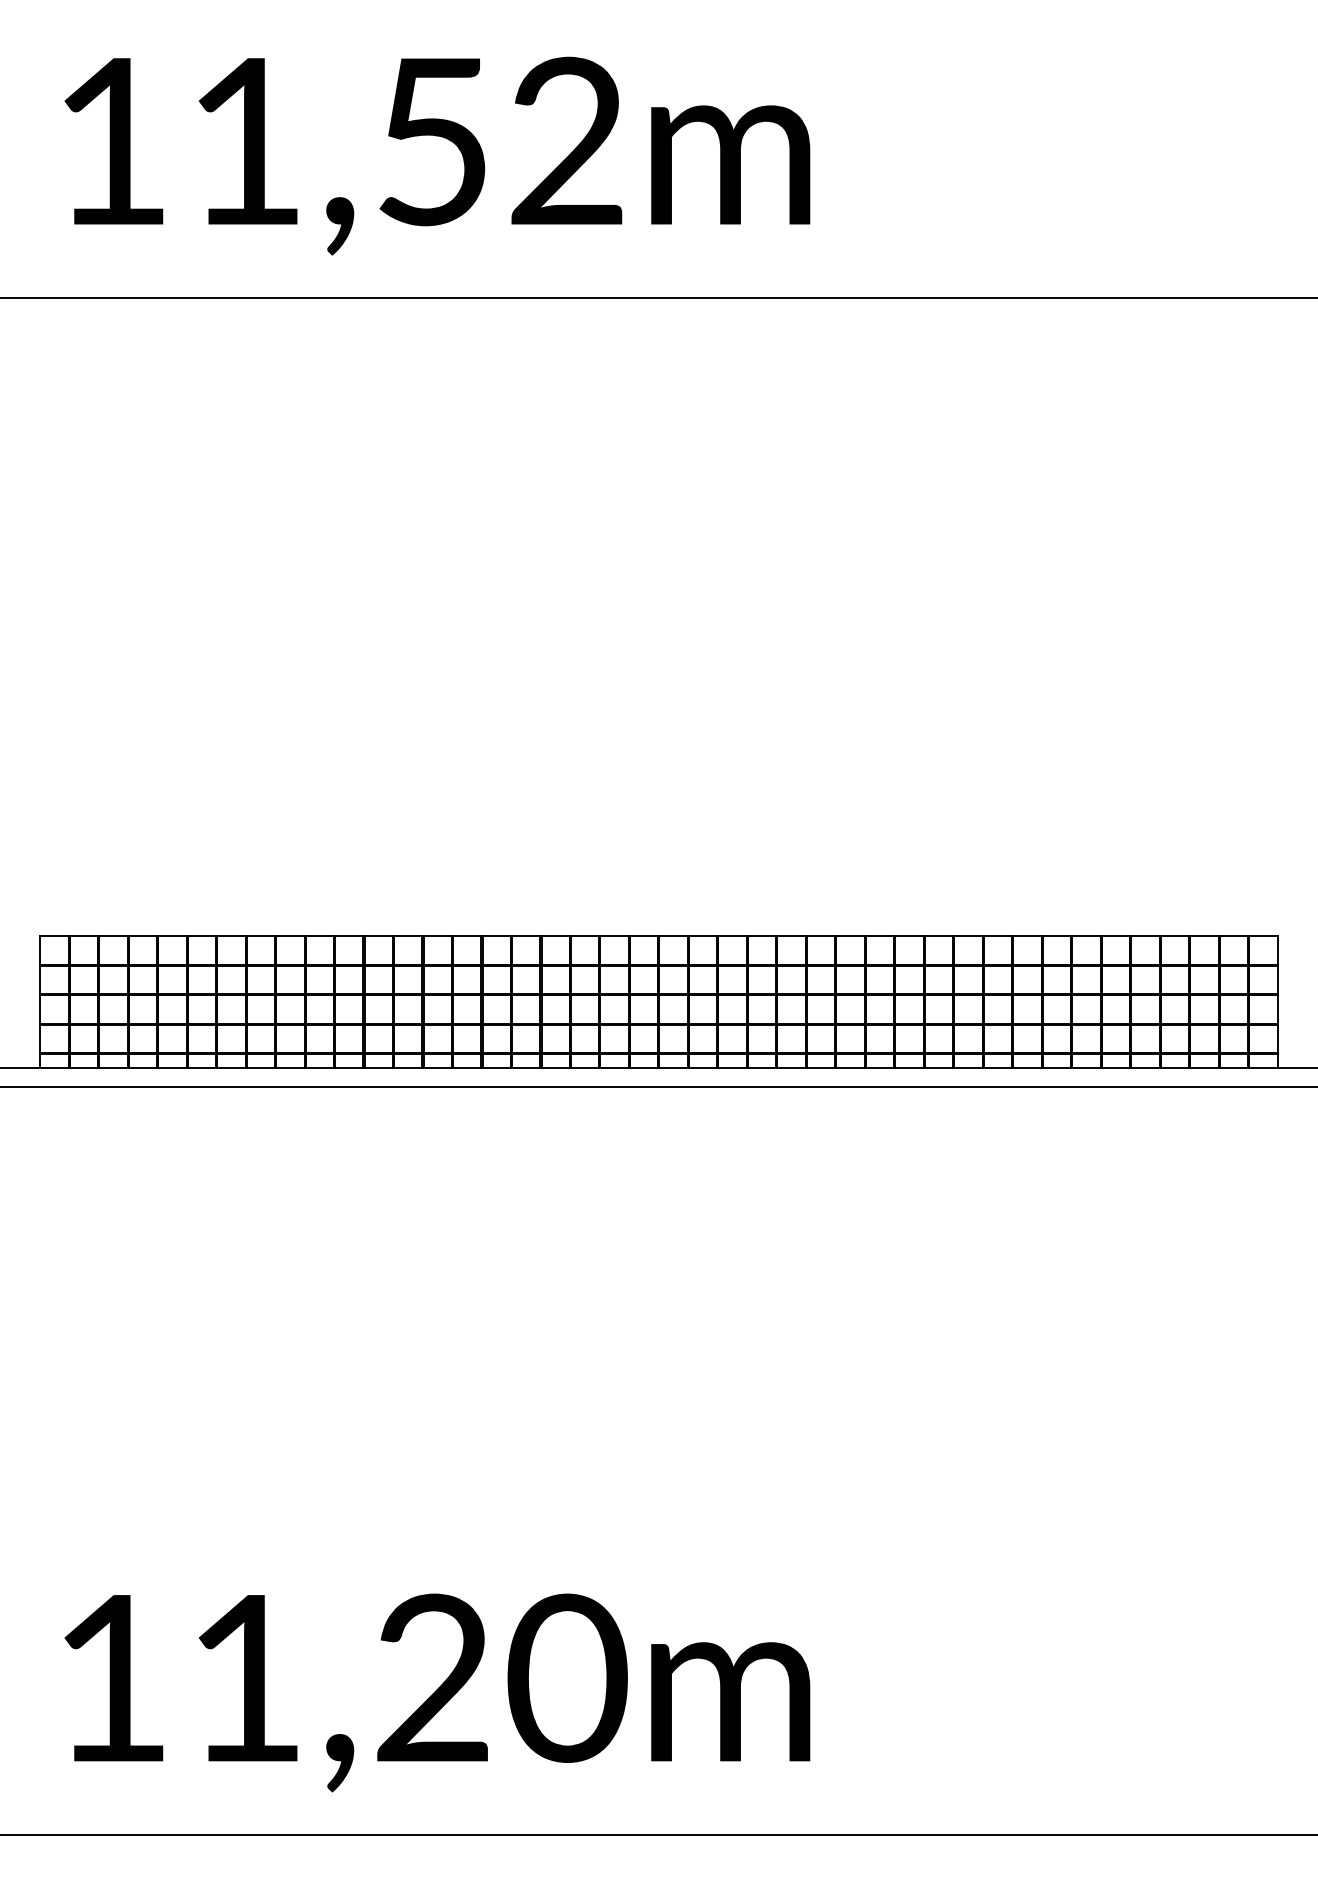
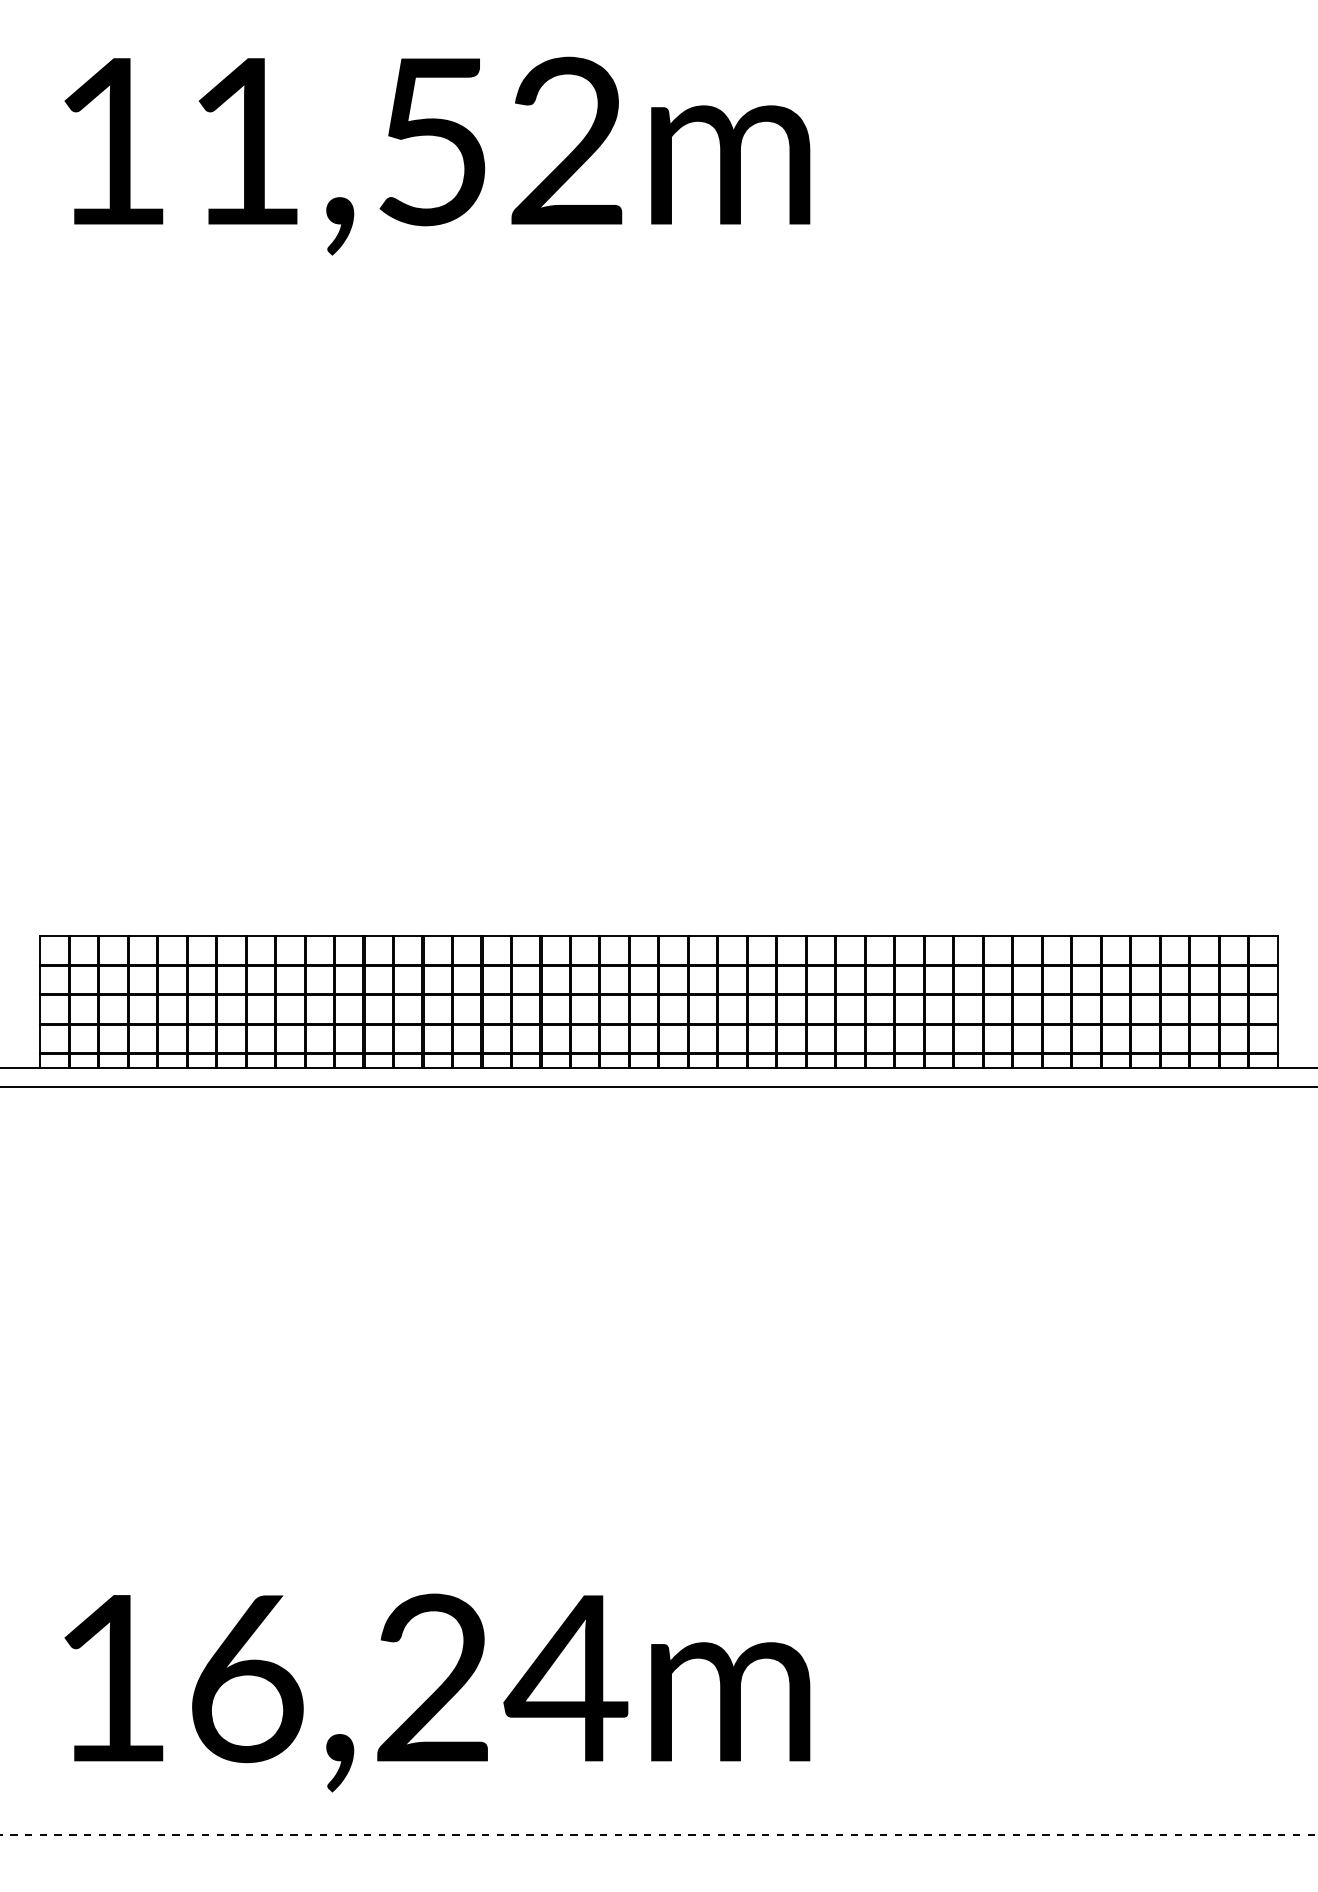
line: present -> none (658, 298)
text: 11,20m -> 16,24m (410, 1678)
line: solid -> dashed (659, 1835)
